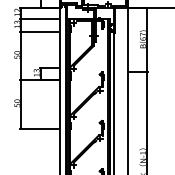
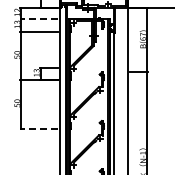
line: solid -> dashed (39, 19)
line: solid -> dashed (39, 128)
